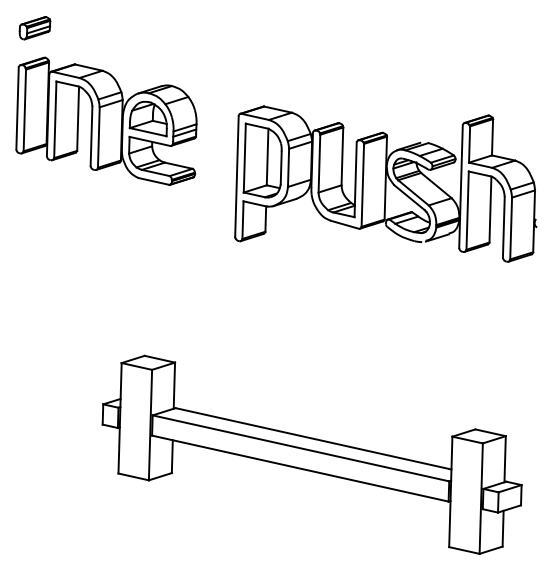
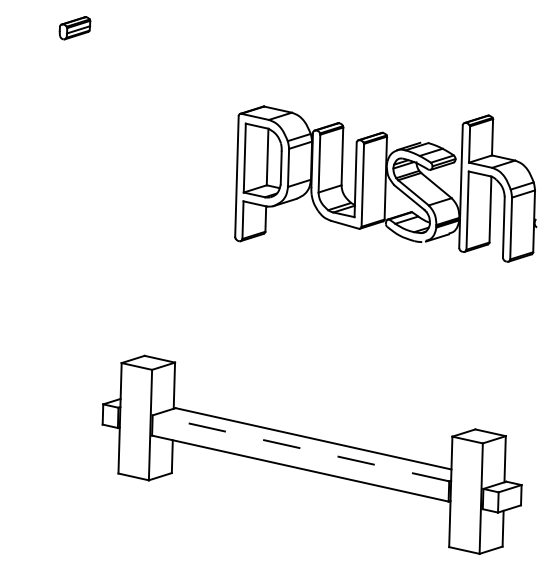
part position: (34, 28) -> (74, 28) (74, 28)
part: present -> none (106, 120)
line: solid -> dashed (300, 448)
